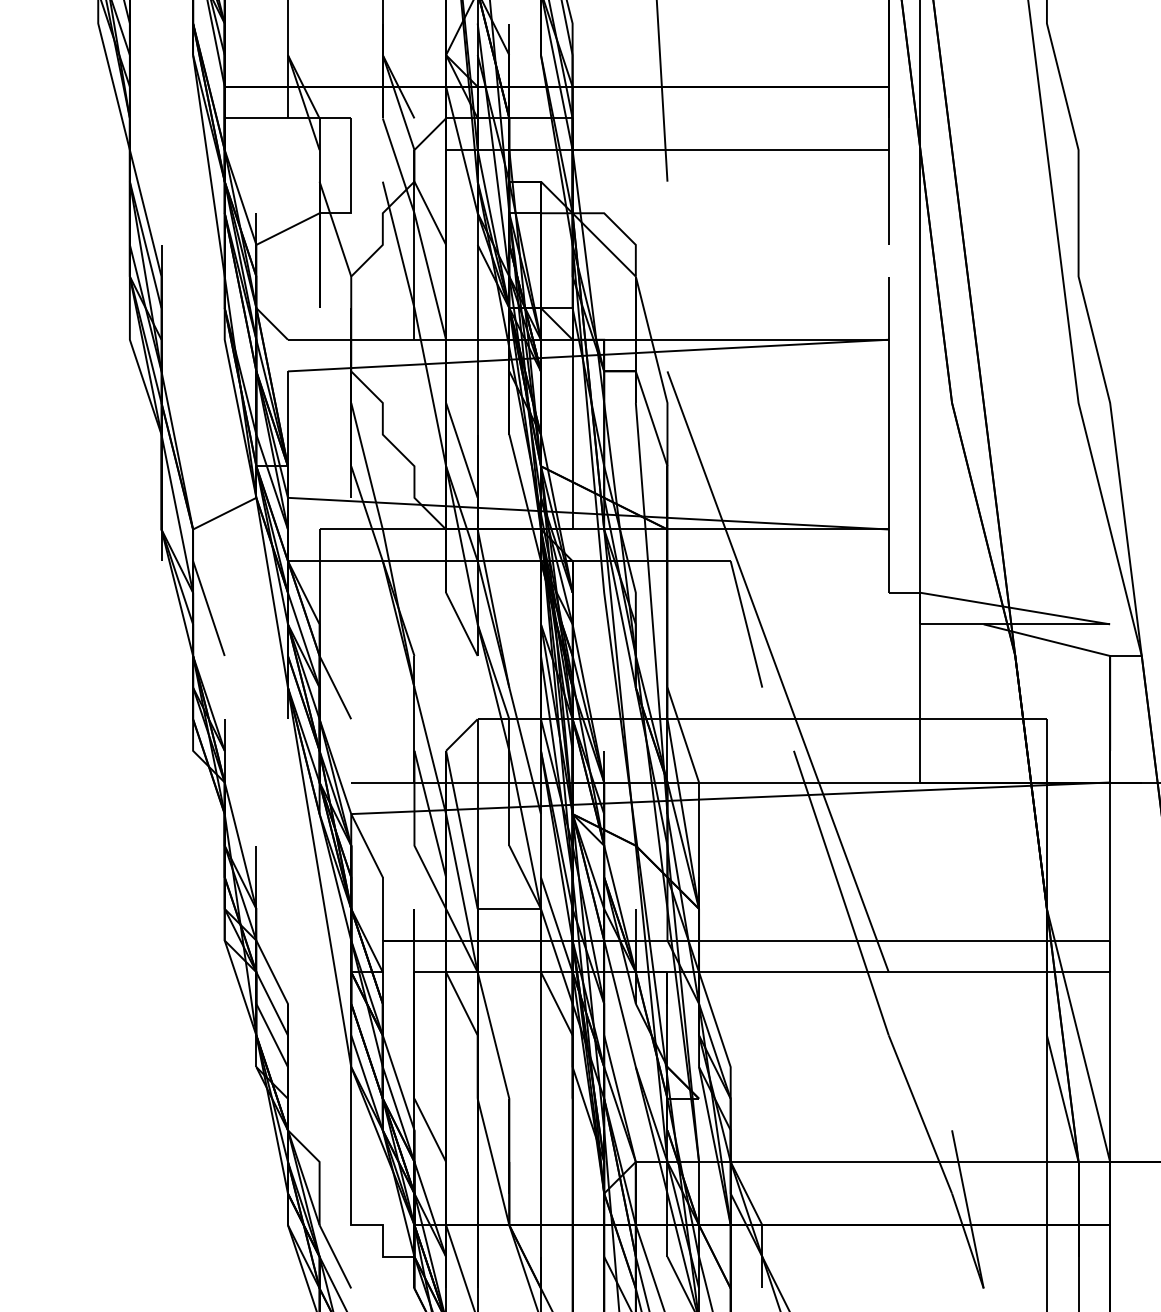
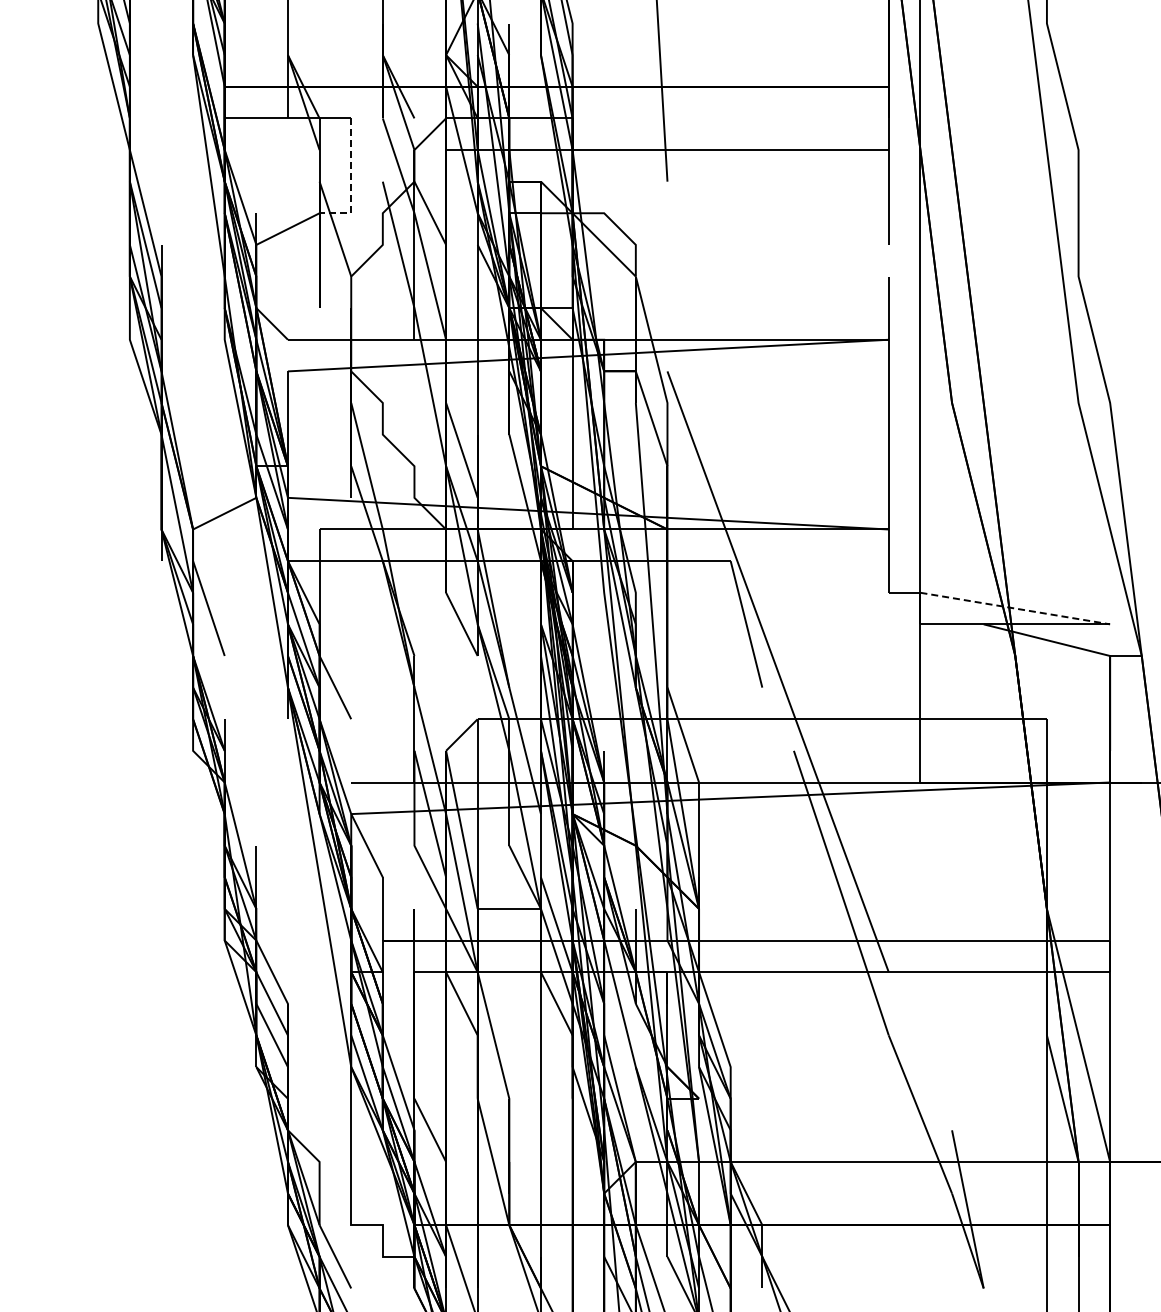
line: solid -> dashed (351, 181)
line: solid -> dashed (1015, 608)
